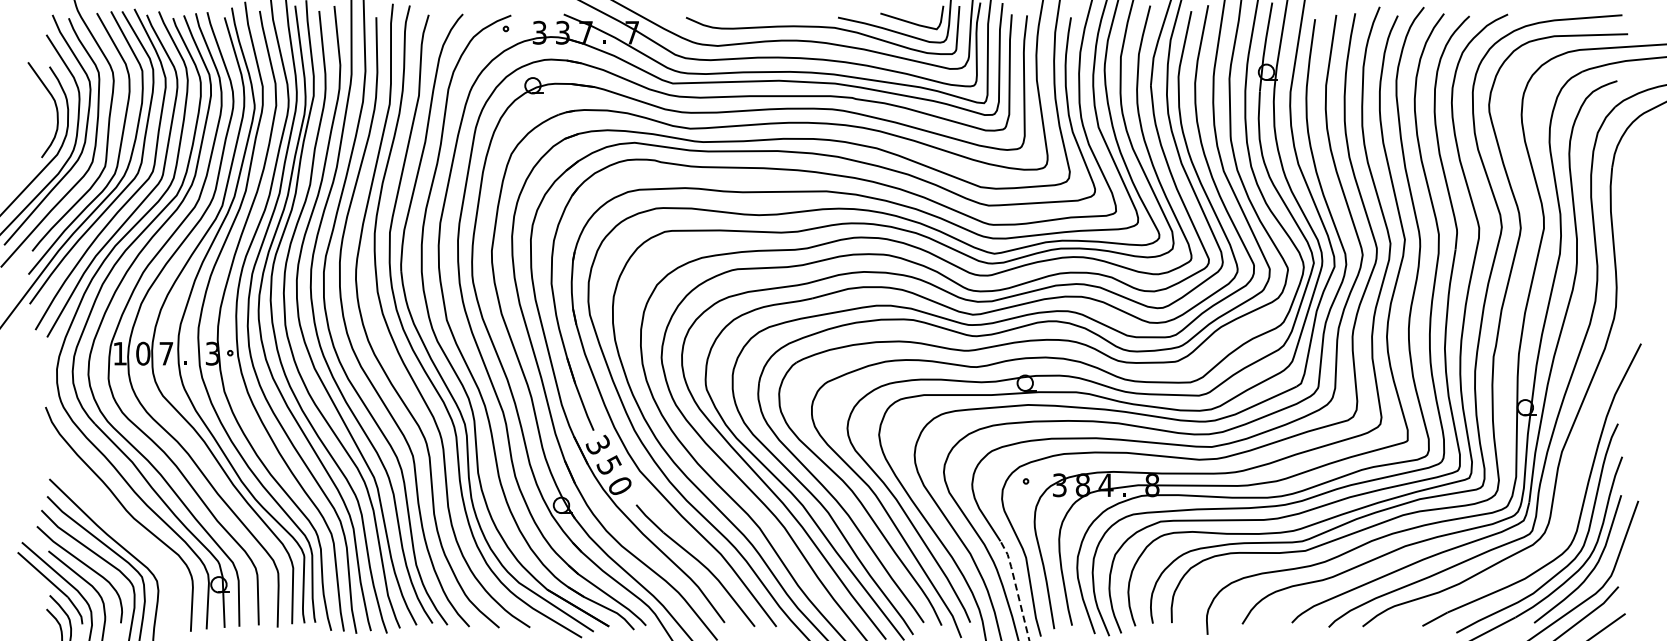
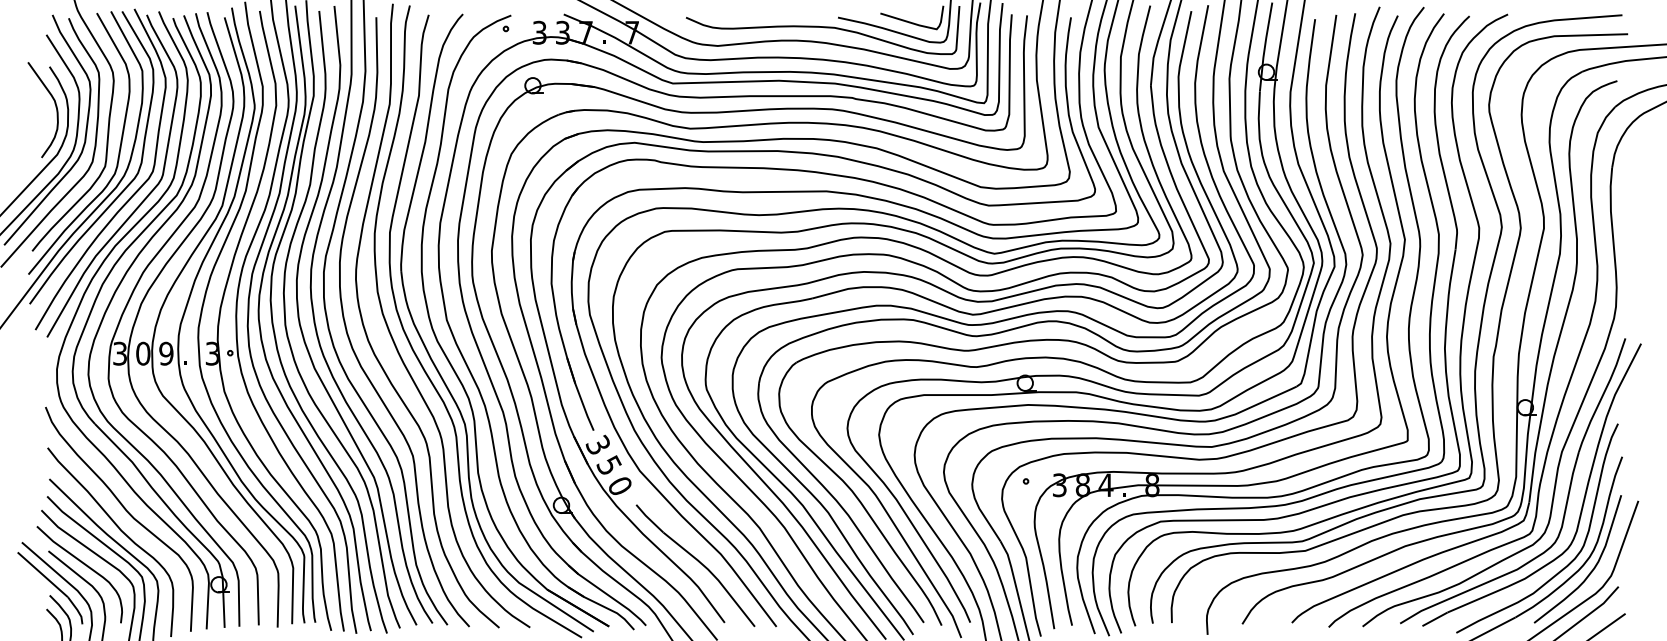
text: 1 -> 3 (119, 353)
text: 7 -> 9 (166, 353)
part: none -> present (1567, 494)
curve: none -> present (120, 531)
line: dashed -> solid (1016, 588)
